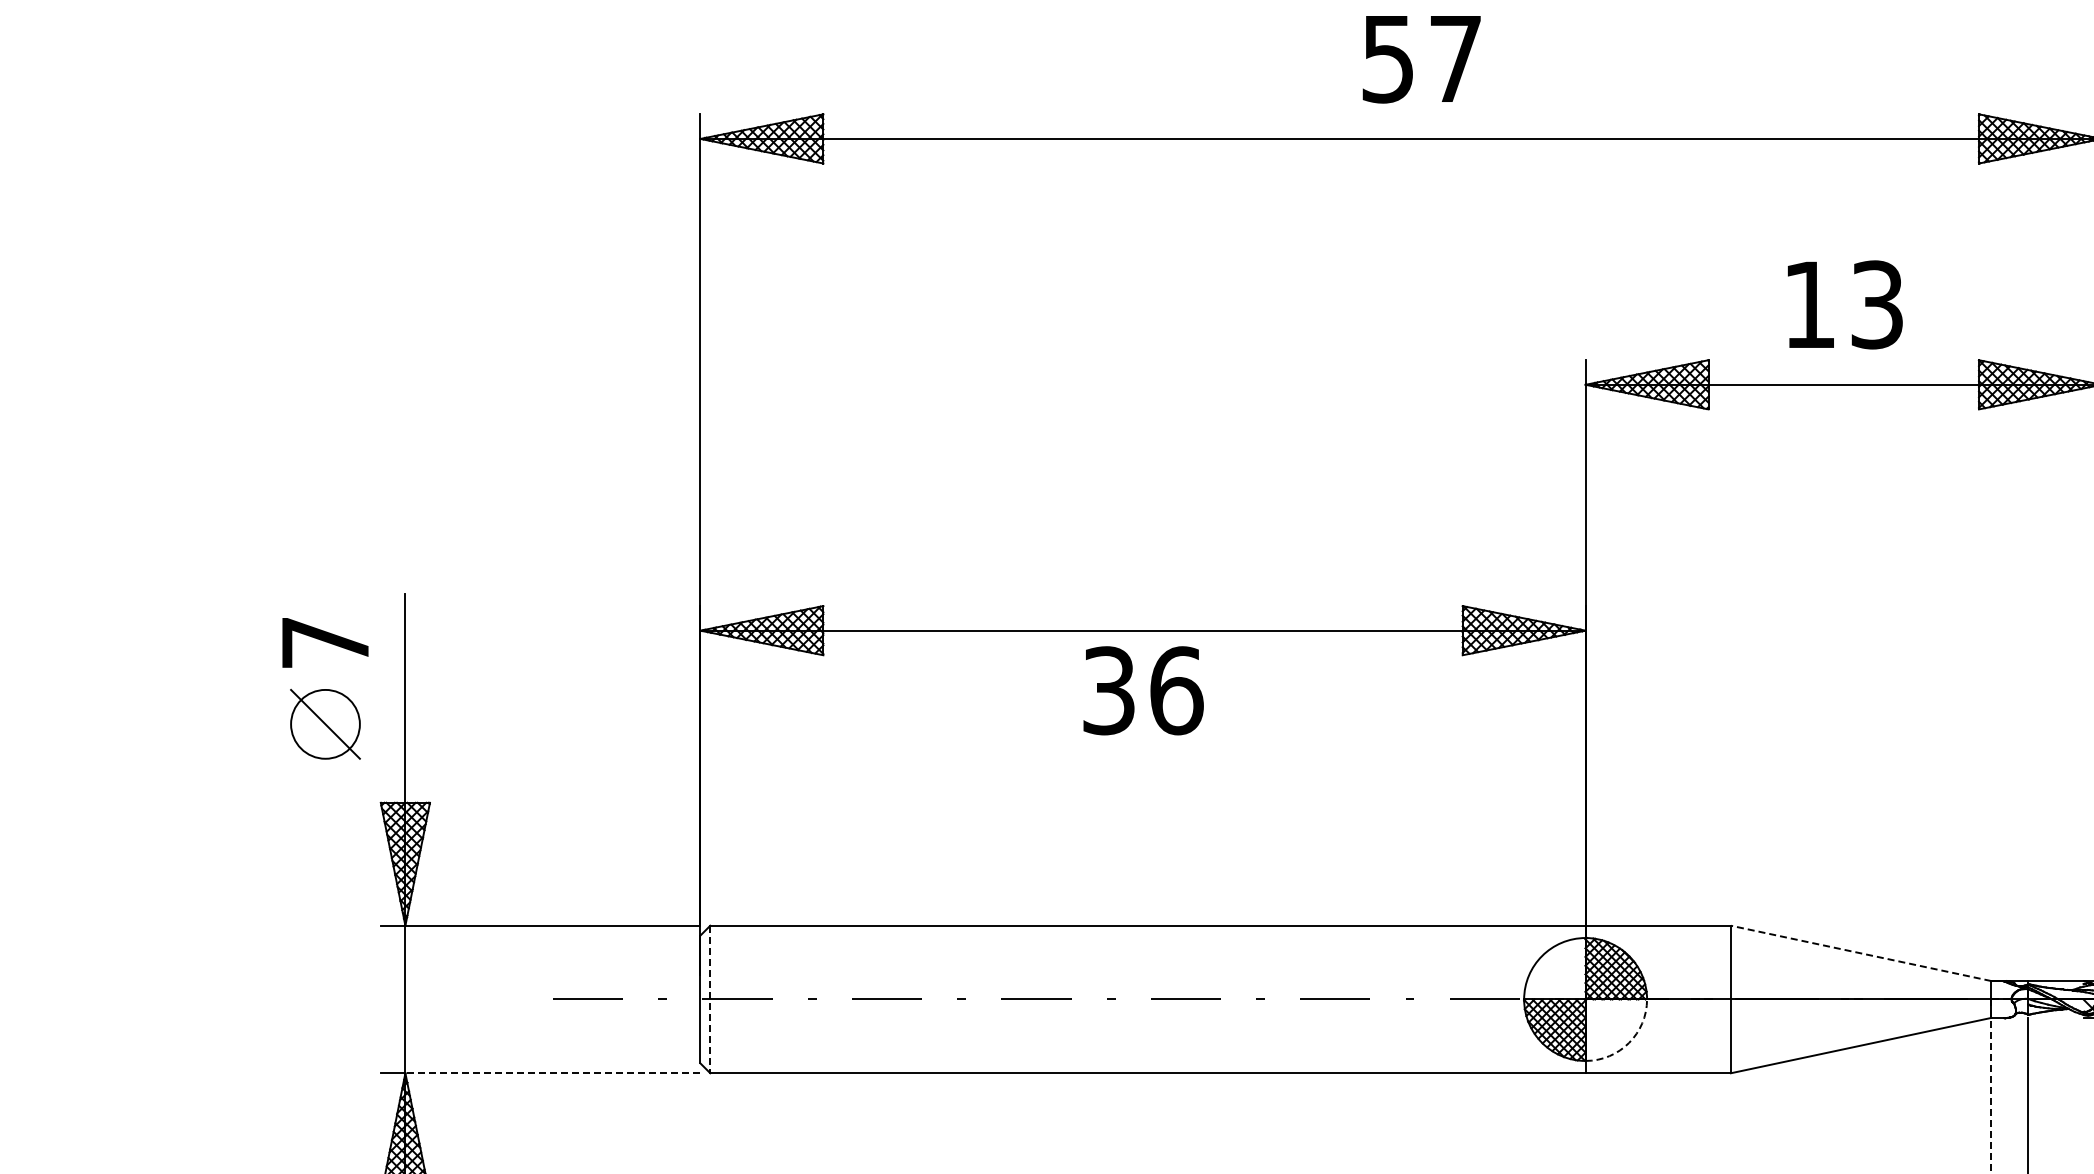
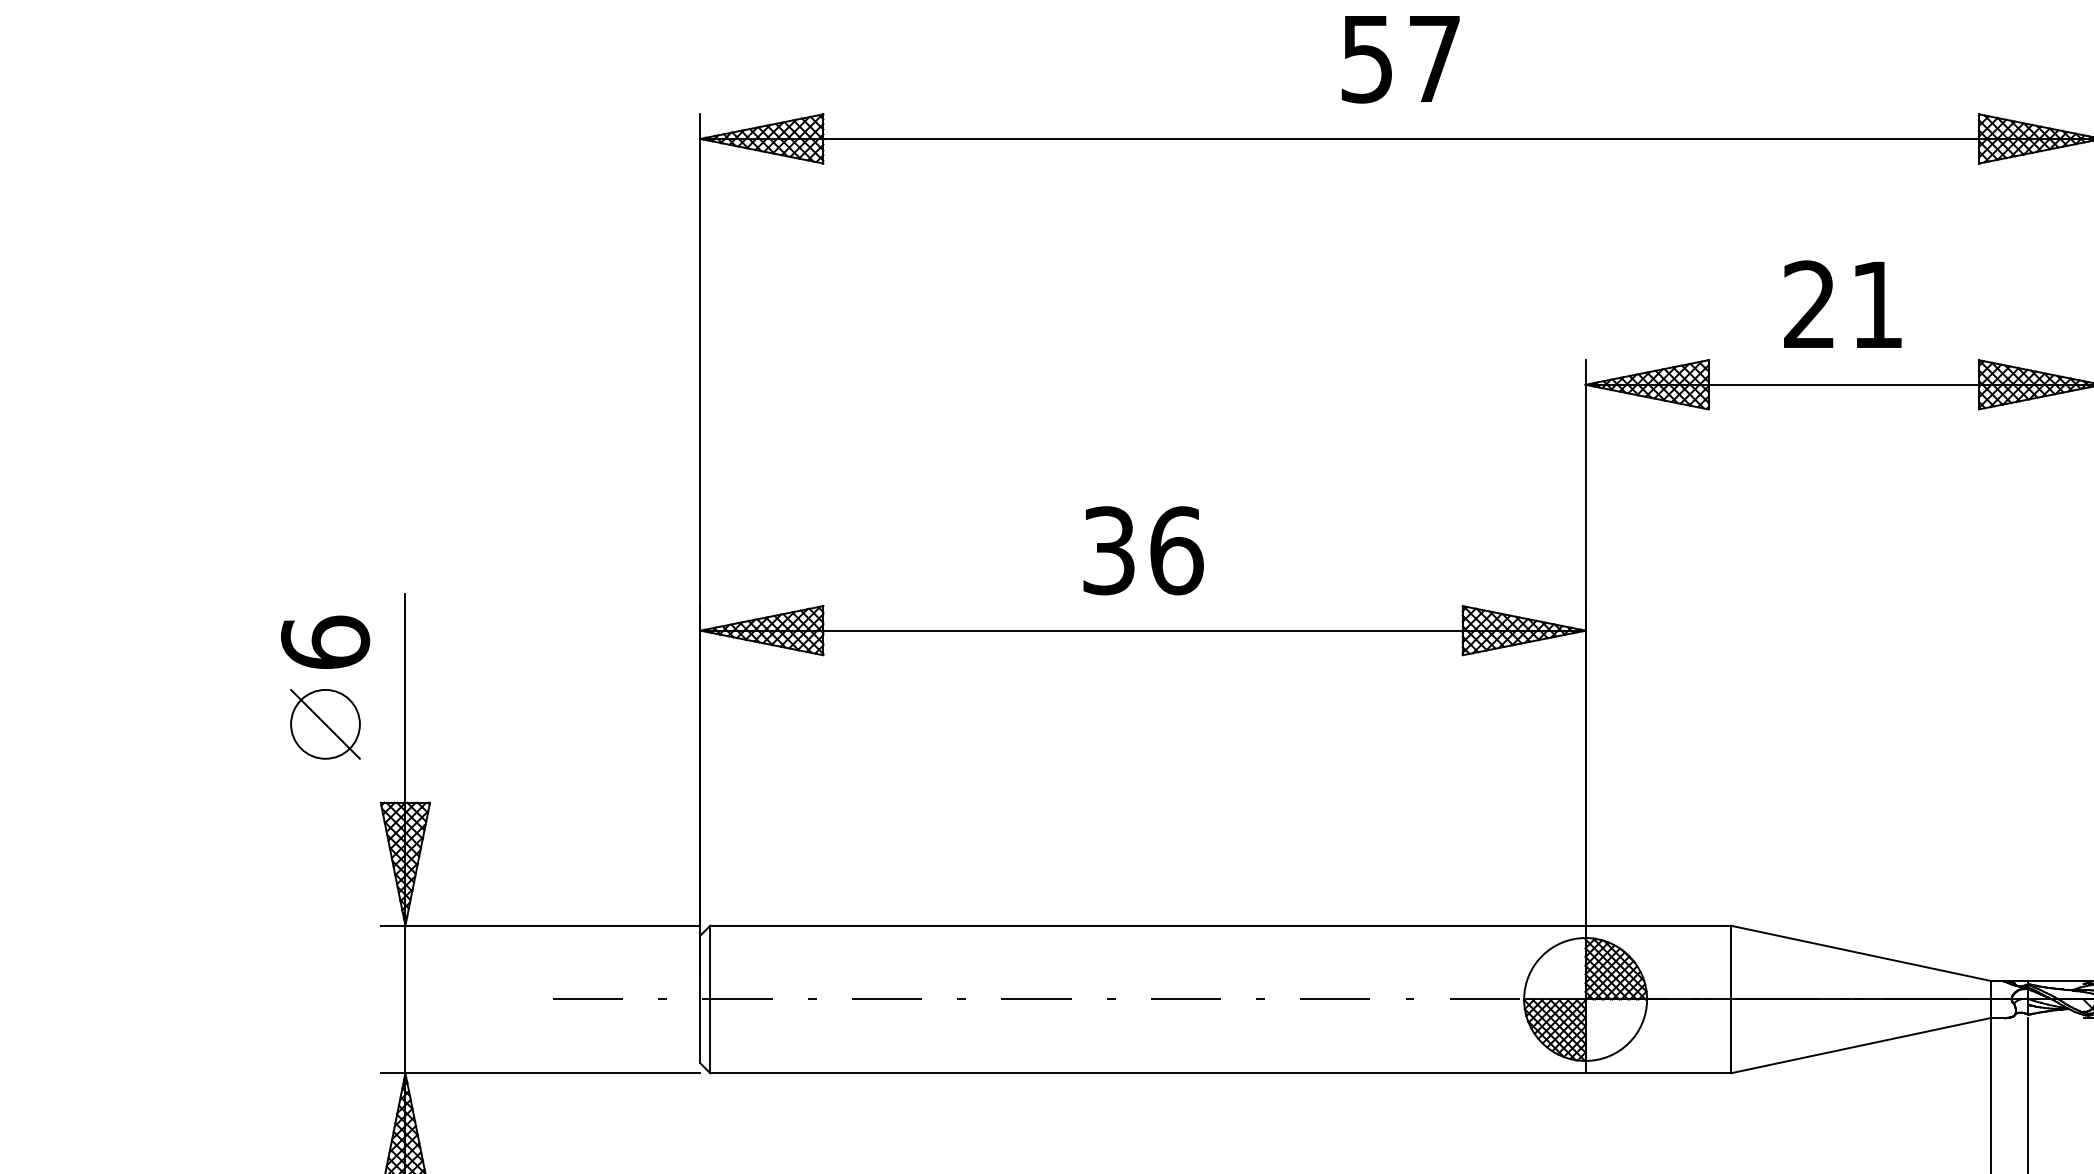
text position: (1421, 59) -> (1400, 59) (1400, 59)
text: 13 -> 21 (1843, 304)
text: 7 -> 6 (325, 641)
text position: (1143, 690) -> (1143, 550) (1143, 550)
line: dashed -> solid (1860, 953)
line: dashed -> solid (710, 999)
arc: dashed -> solid (1629, 1042)
line: dashed -> solid (552, 1073)
line: dashed -> solid (1991, 1086)
